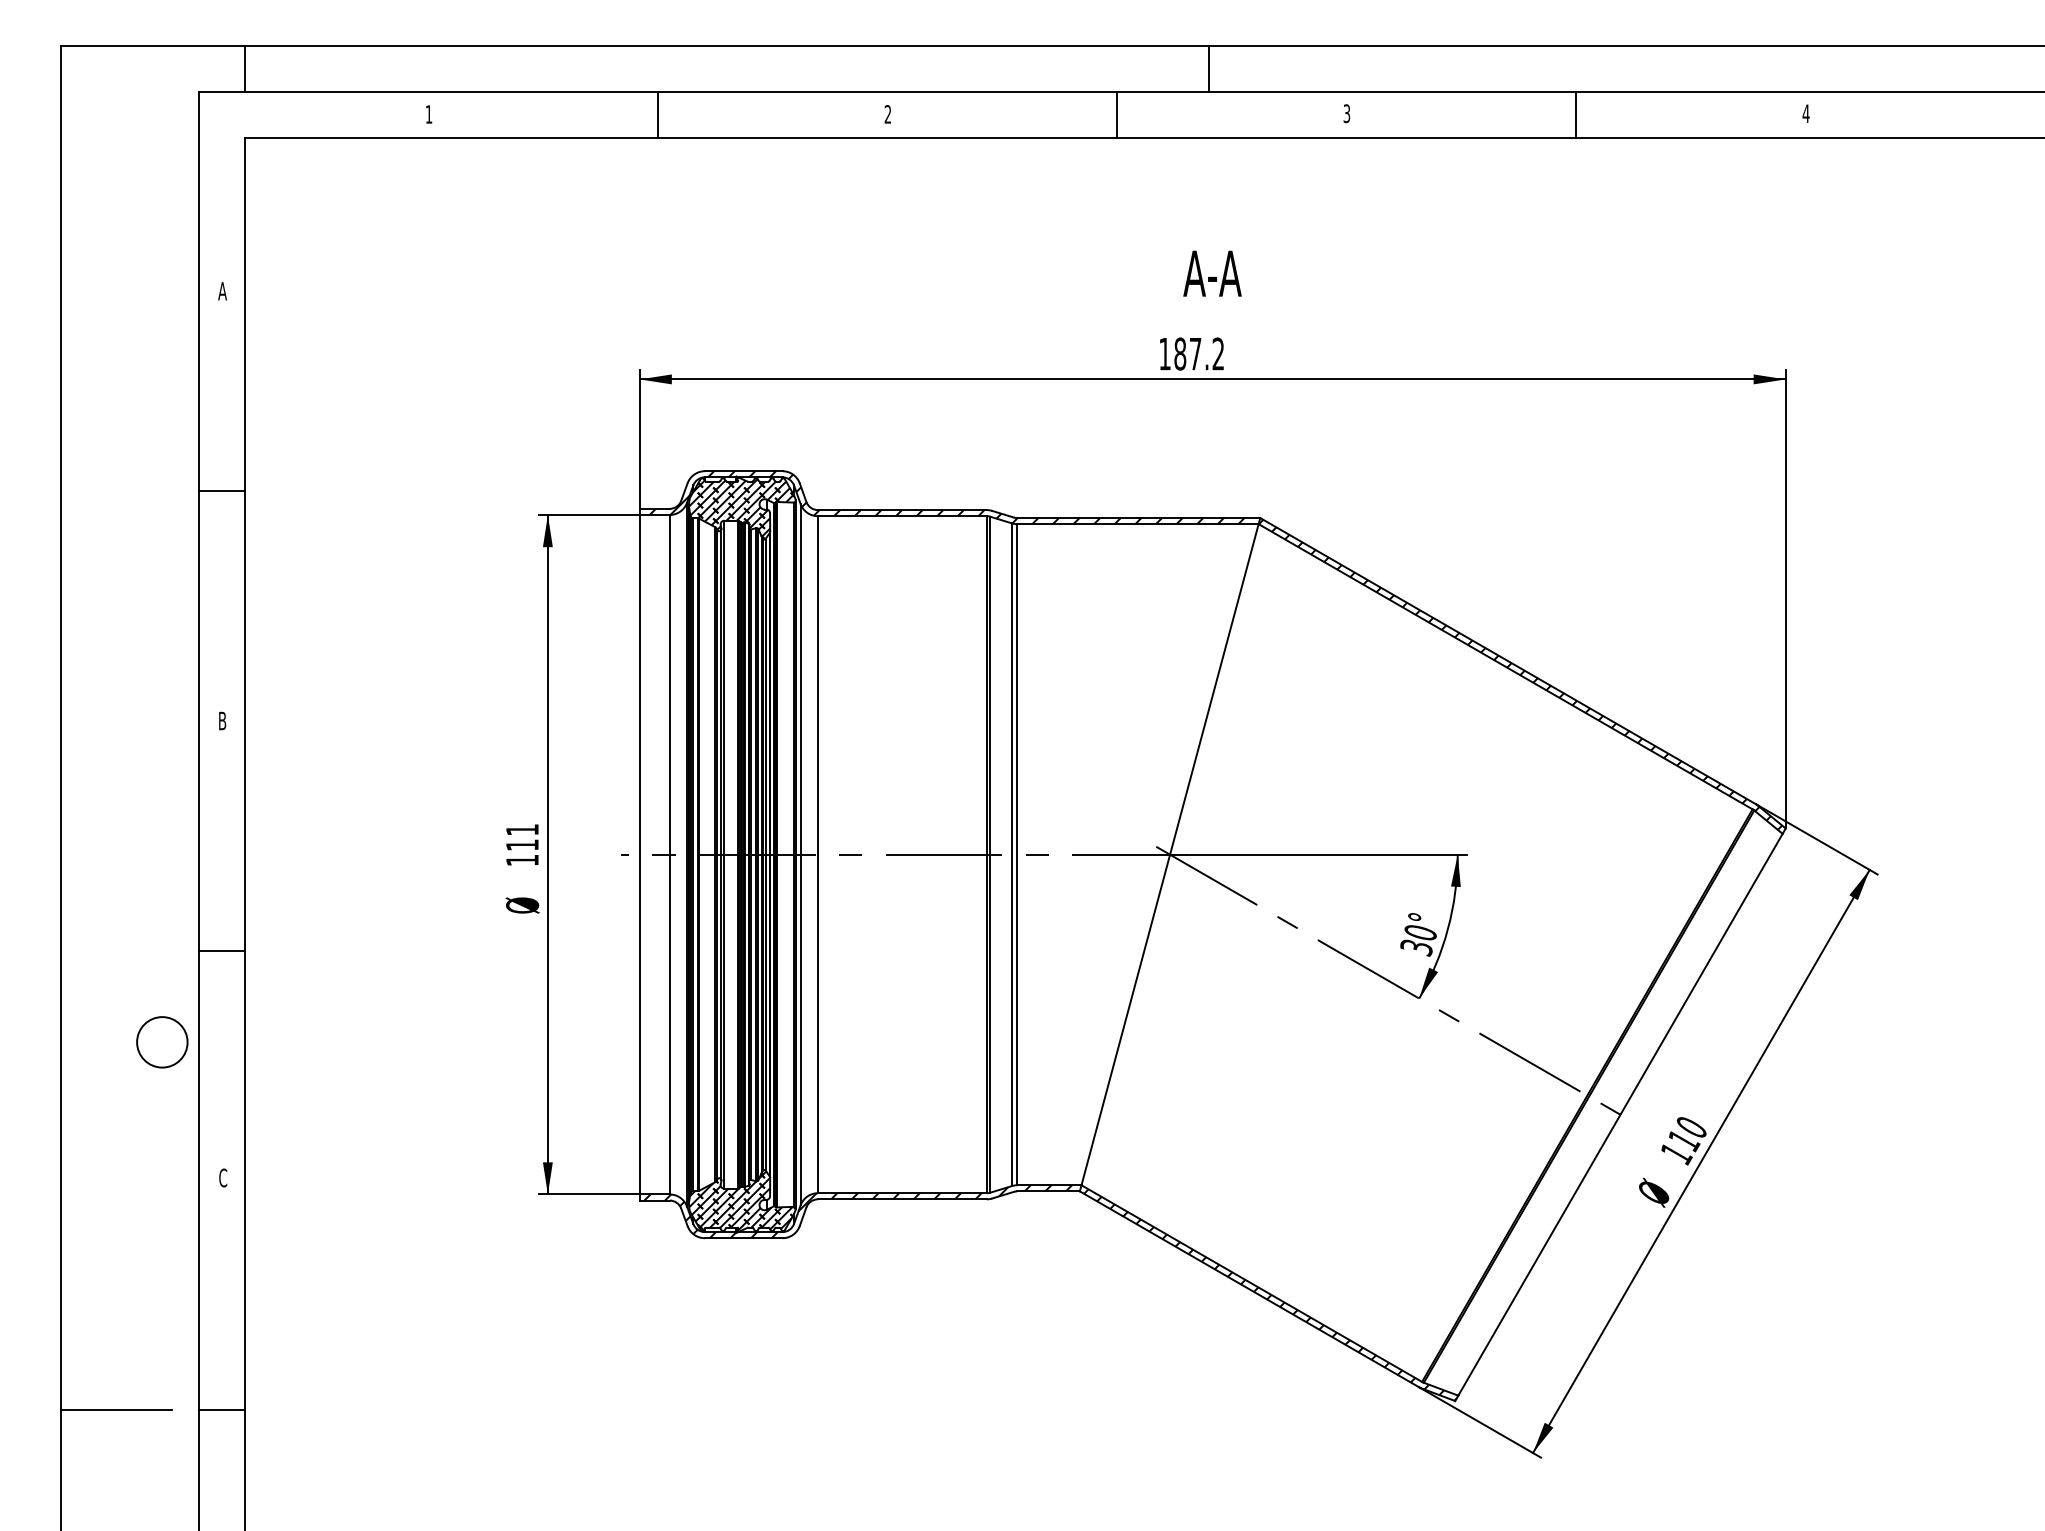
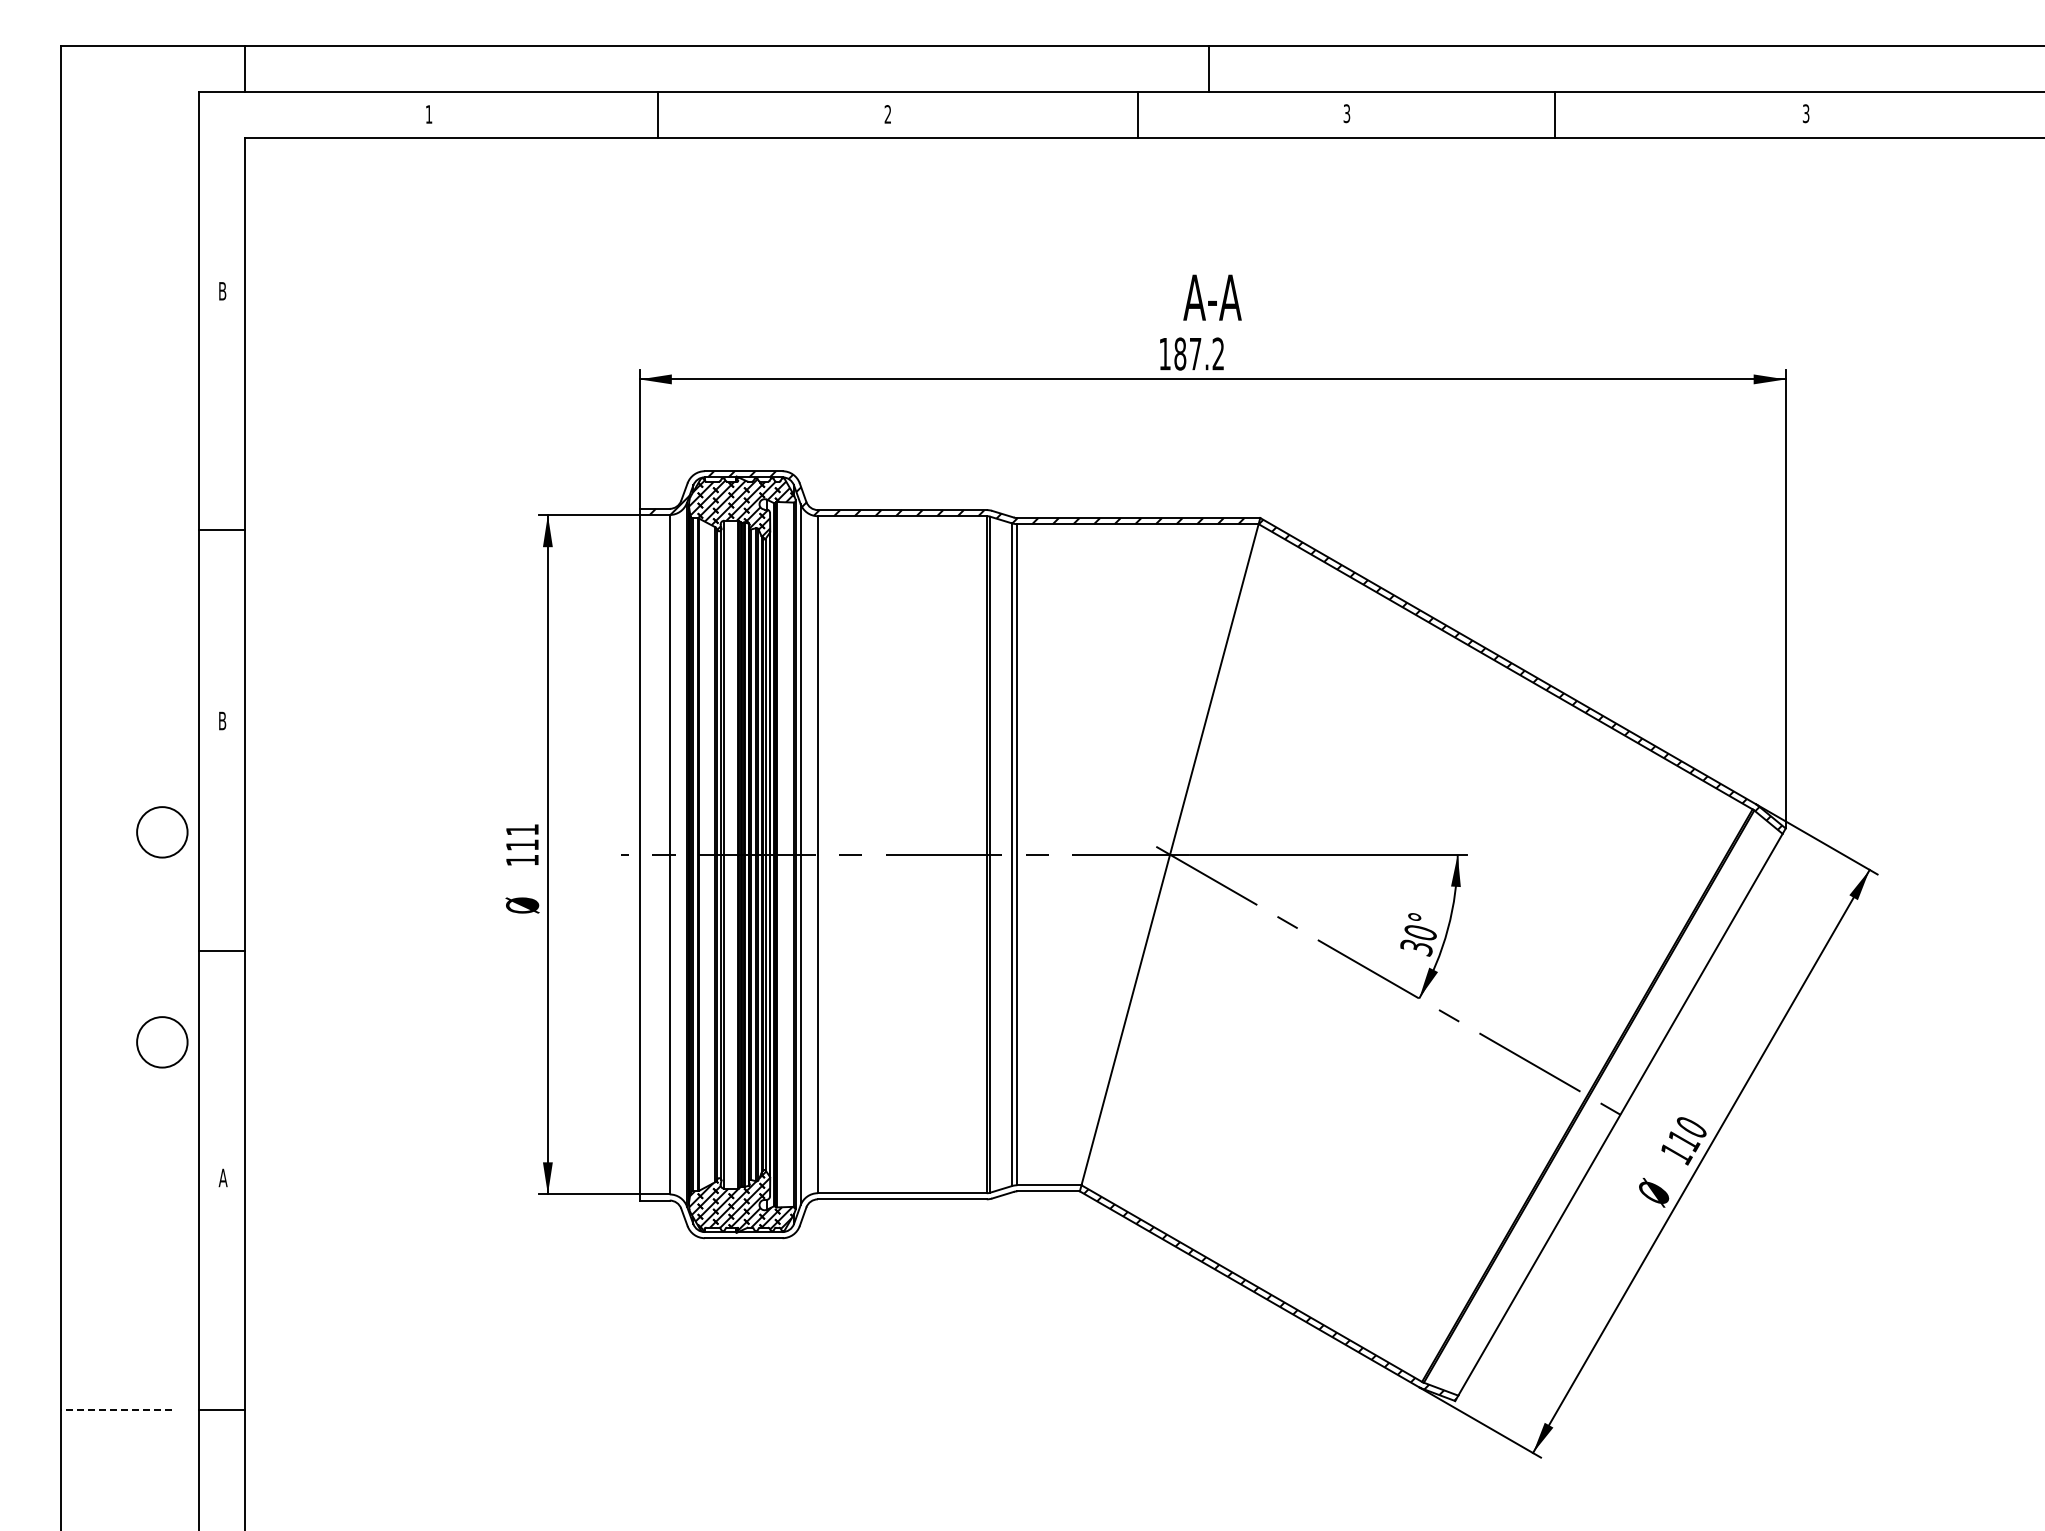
text: 4 -> 3 (1805, 113)
line position: (1117, 114) -> (1138, 114) (1138, 114)
line position: (1576, 114) -> (1555, 114) (1555, 114)
text position: (1212, 273) -> (1212, 297) (1212, 297)
text: A -> B (222, 291)
line position: (221, 491) -> (221, 530) (221, 530)
circle: none -> present (162, 832)
text: C -> A (222, 1177)
hatch: present -> none (858, 1211)
line: solid -> dashed (115, 1409)
